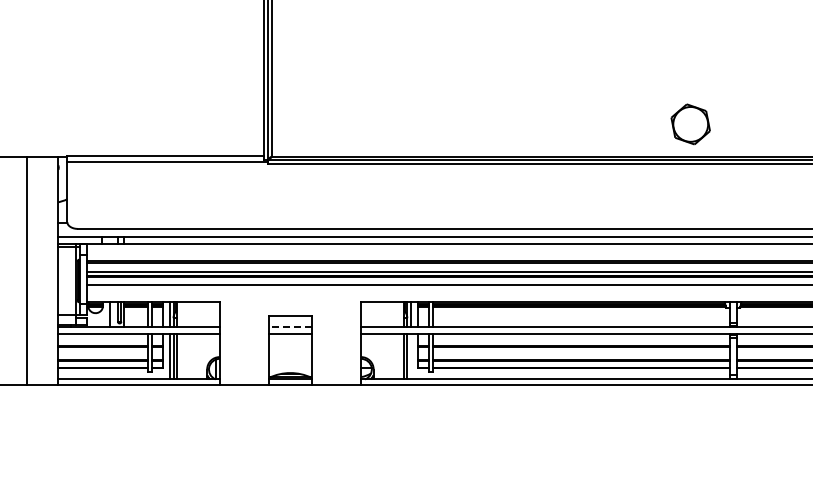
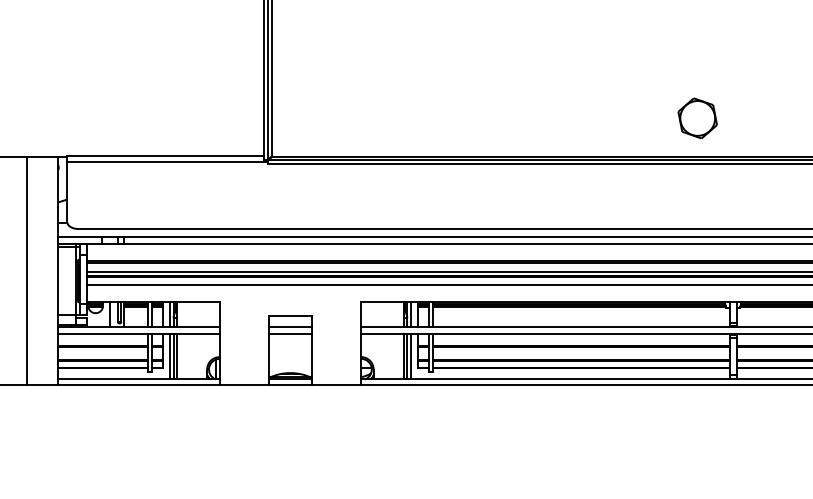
part position: (690, 124) -> (697, 118) (697, 118)
line: dashed -> solid (289, 327)
line: none -> present (410, 356)
